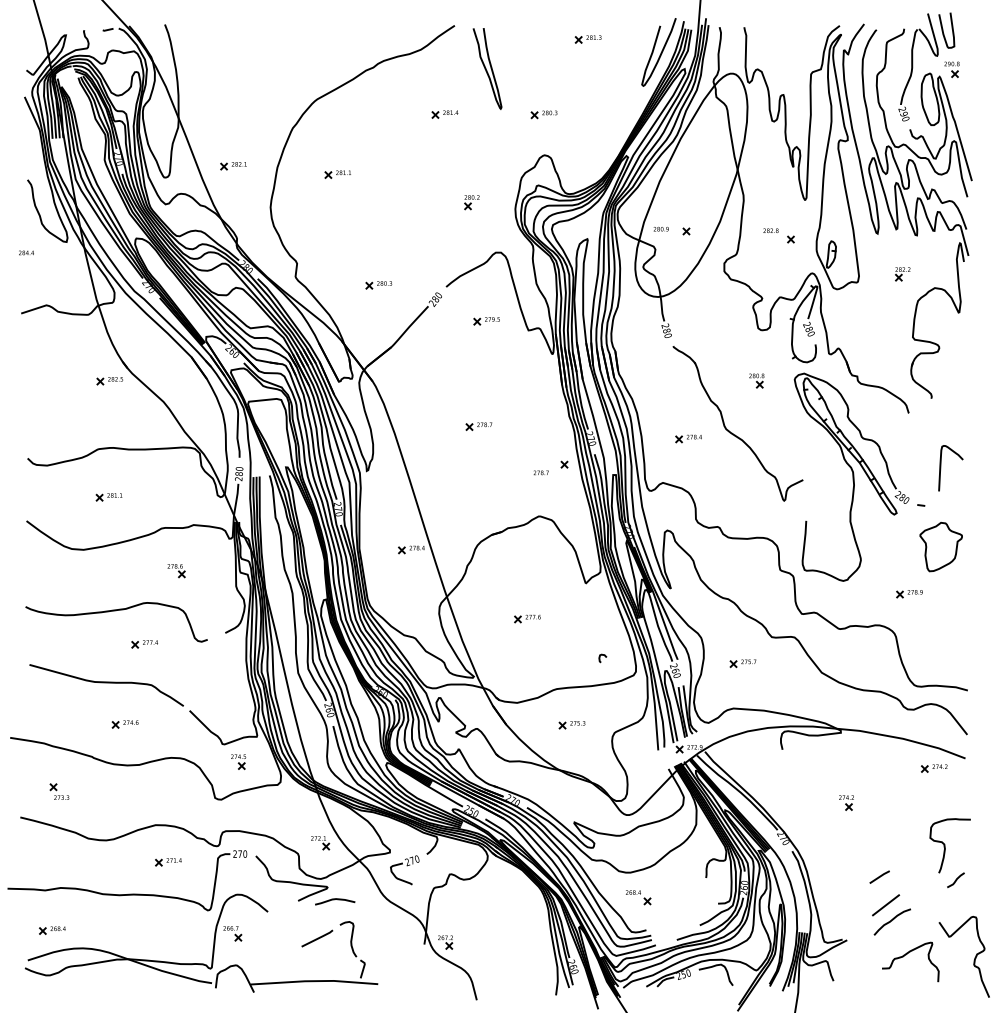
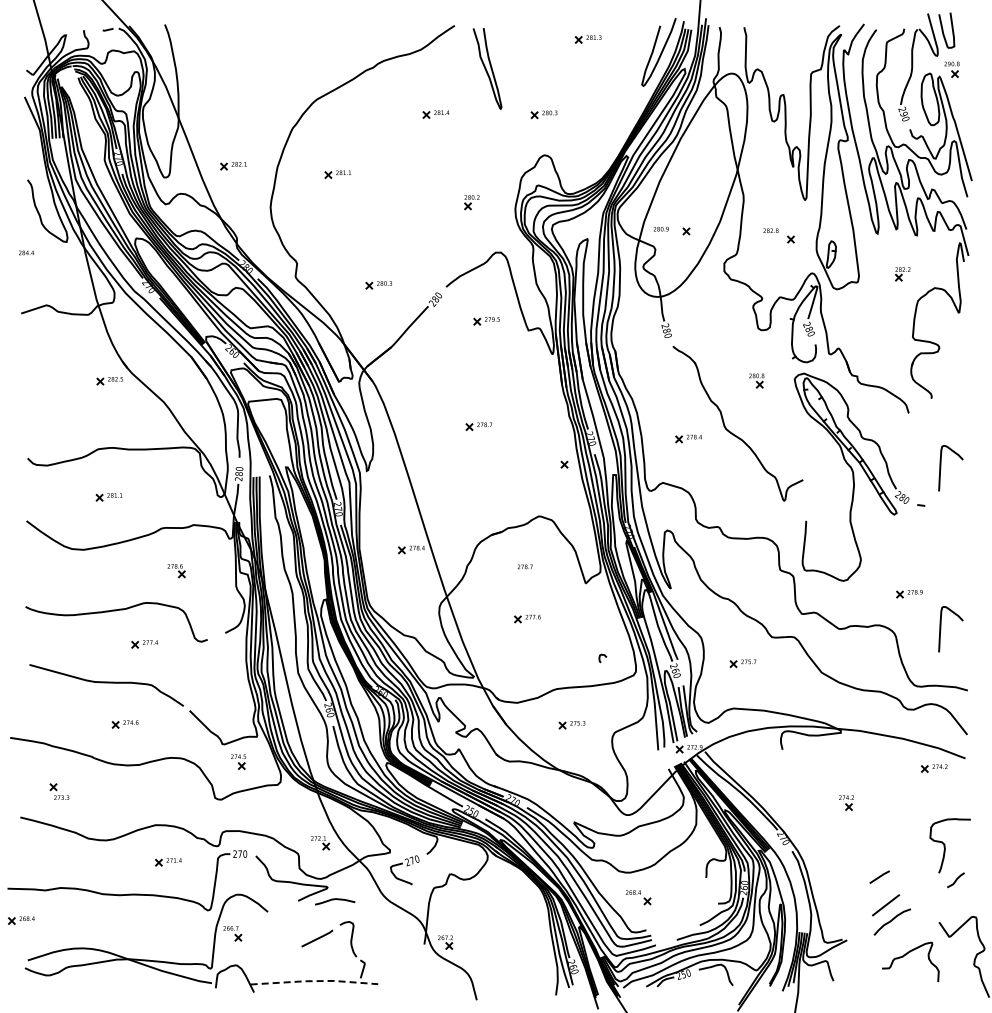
part position: (444, 114) -> (435, 114) (435, 114)
text position: (540, 472) -> (524, 566) (524, 566)
part: present -> none (940, 547)
curve: none -> present (941, 629)
part position: (52, 930) -> (21, 920) (21, 920)
line: solid -> dashed (314, 981)
